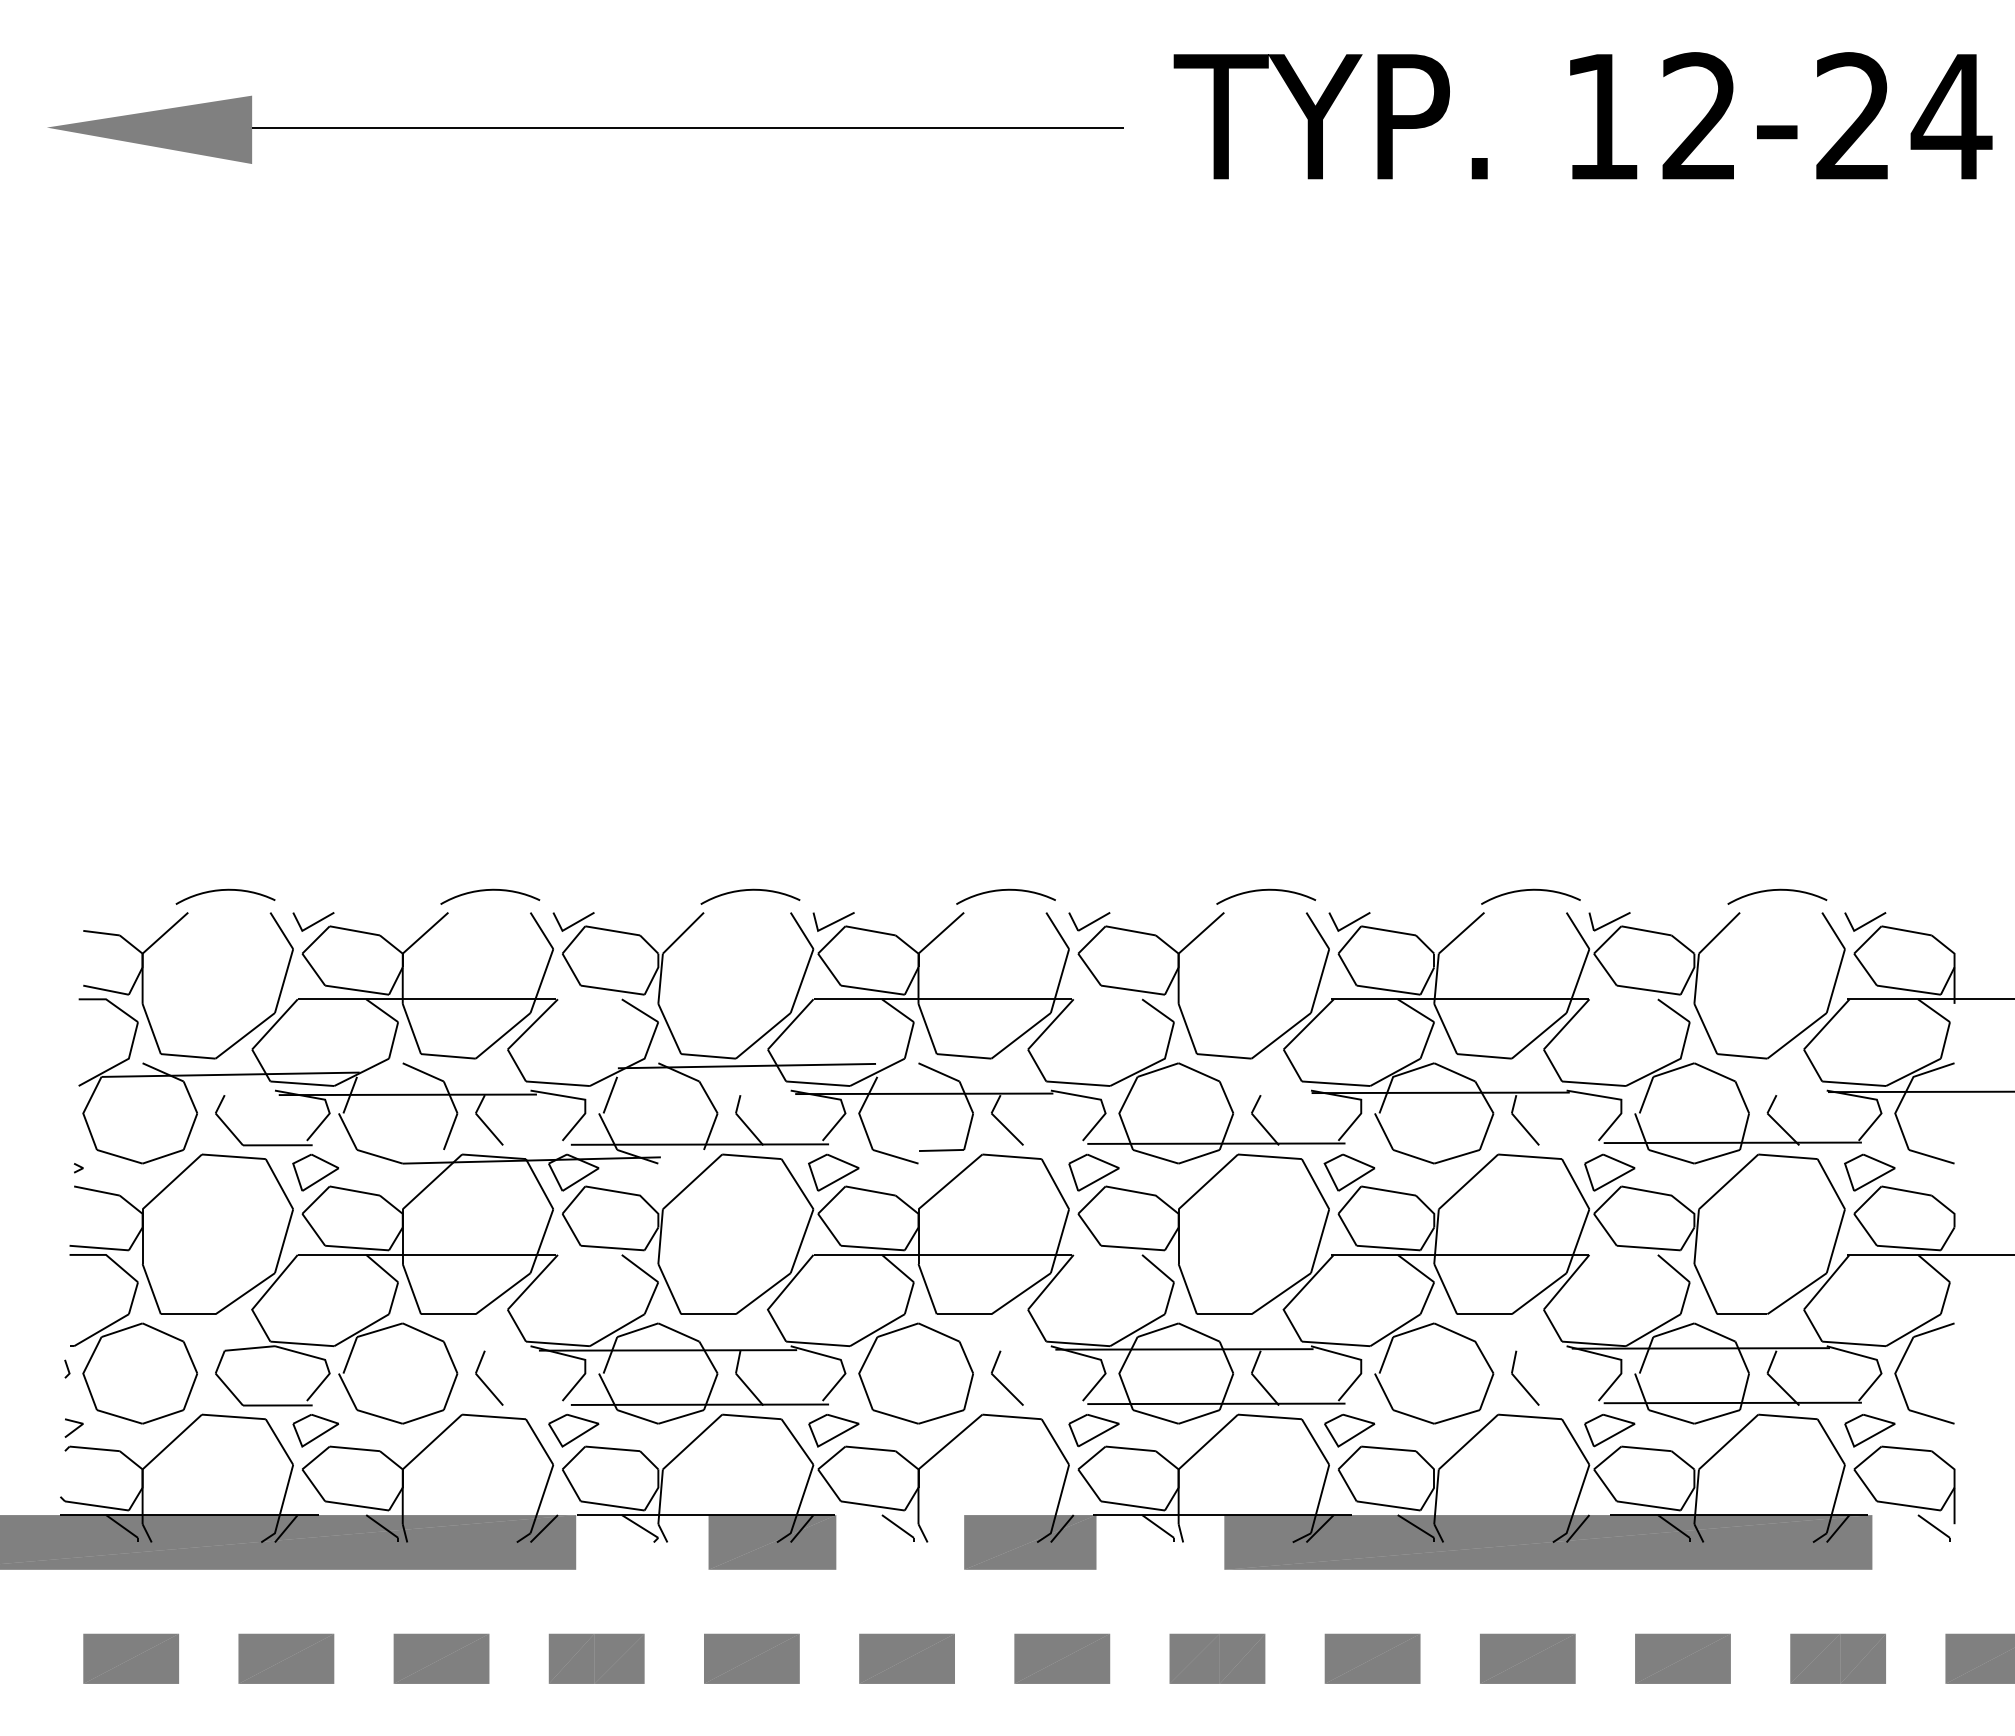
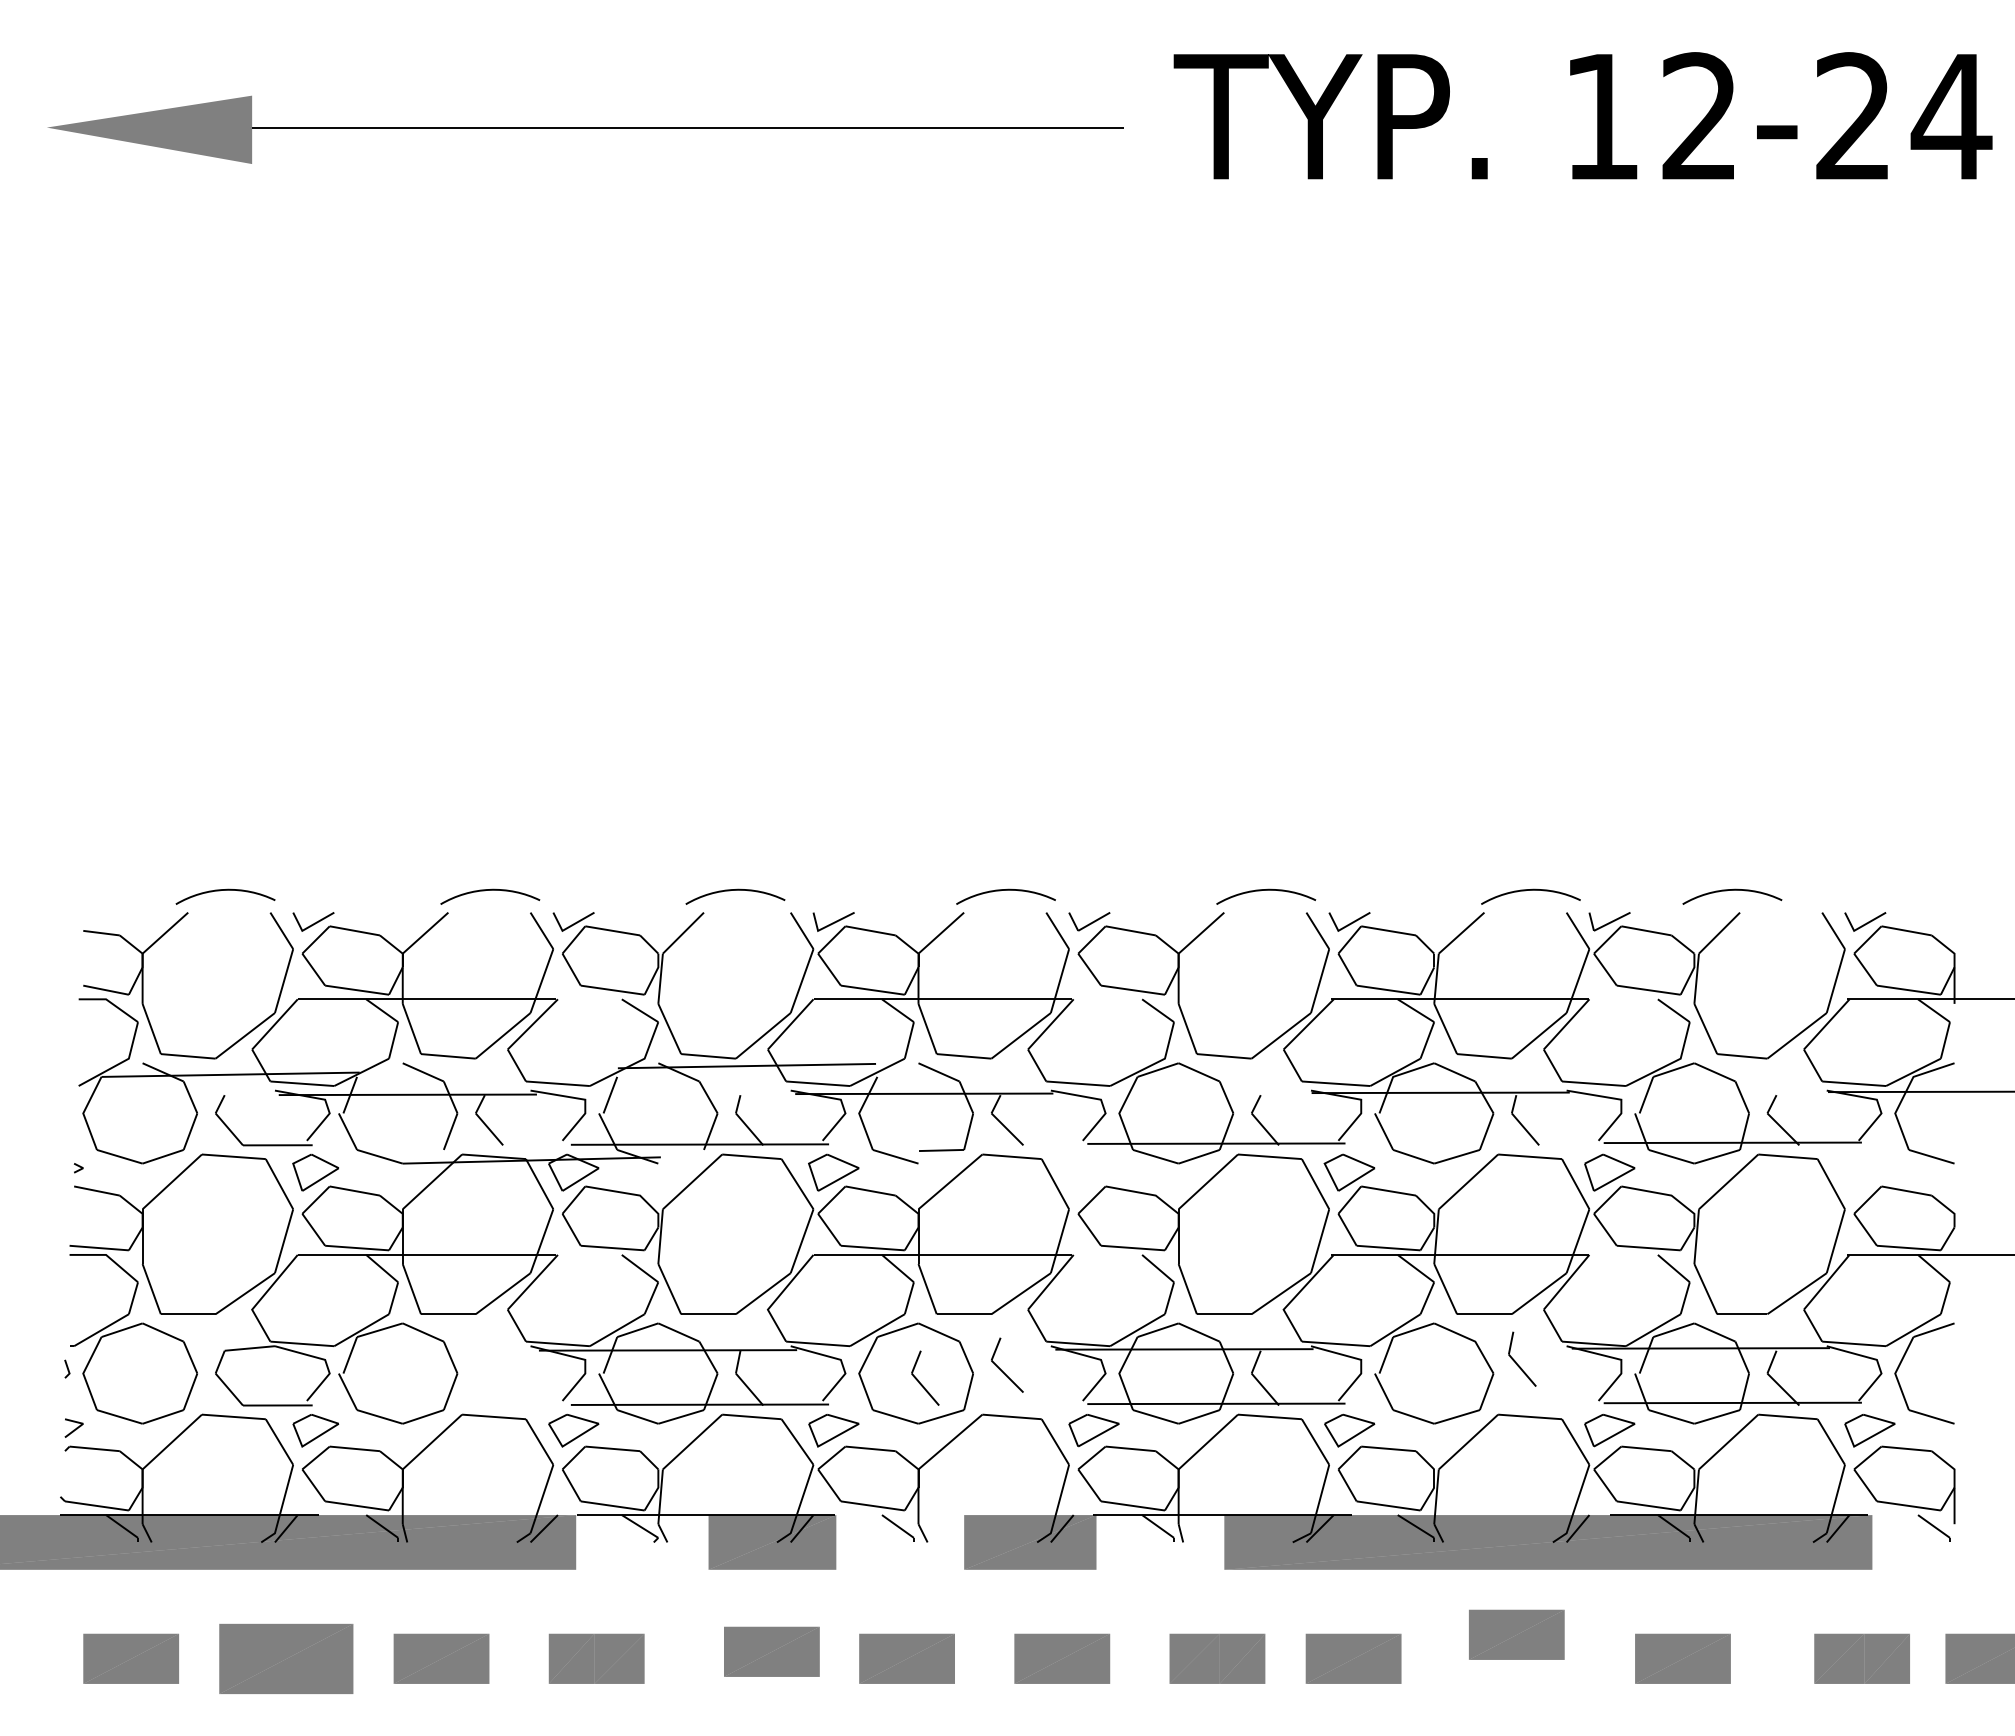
arc position: (750, 890) -> (735, 890) (735, 890)
arc position: (1777, 890) -> (1732, 890) (1732, 890)
part: present -> none (1093, 1172)
part: present -> none (1869, 1172)
part position: (1519, 1380) -> (1516, 1361) (1516, 1361)
part position: (484, 1382) -> (920, 1382) (920, 1382)
part position: (1001, 1382) -> (1001, 1369) (1001, 1369)
part size: 97x51 px -> 135x70 px (286, 1658)
part position: (751, 1658) -> (771, 1651) (771, 1651)
part position: (1372, 1658) -> (1353, 1658) (1353, 1658)
part position: (1527, 1658) -> (1516, 1634) (1516, 1634)
part position: (1837, 1658) -> (1861, 1658) (1861, 1658)
